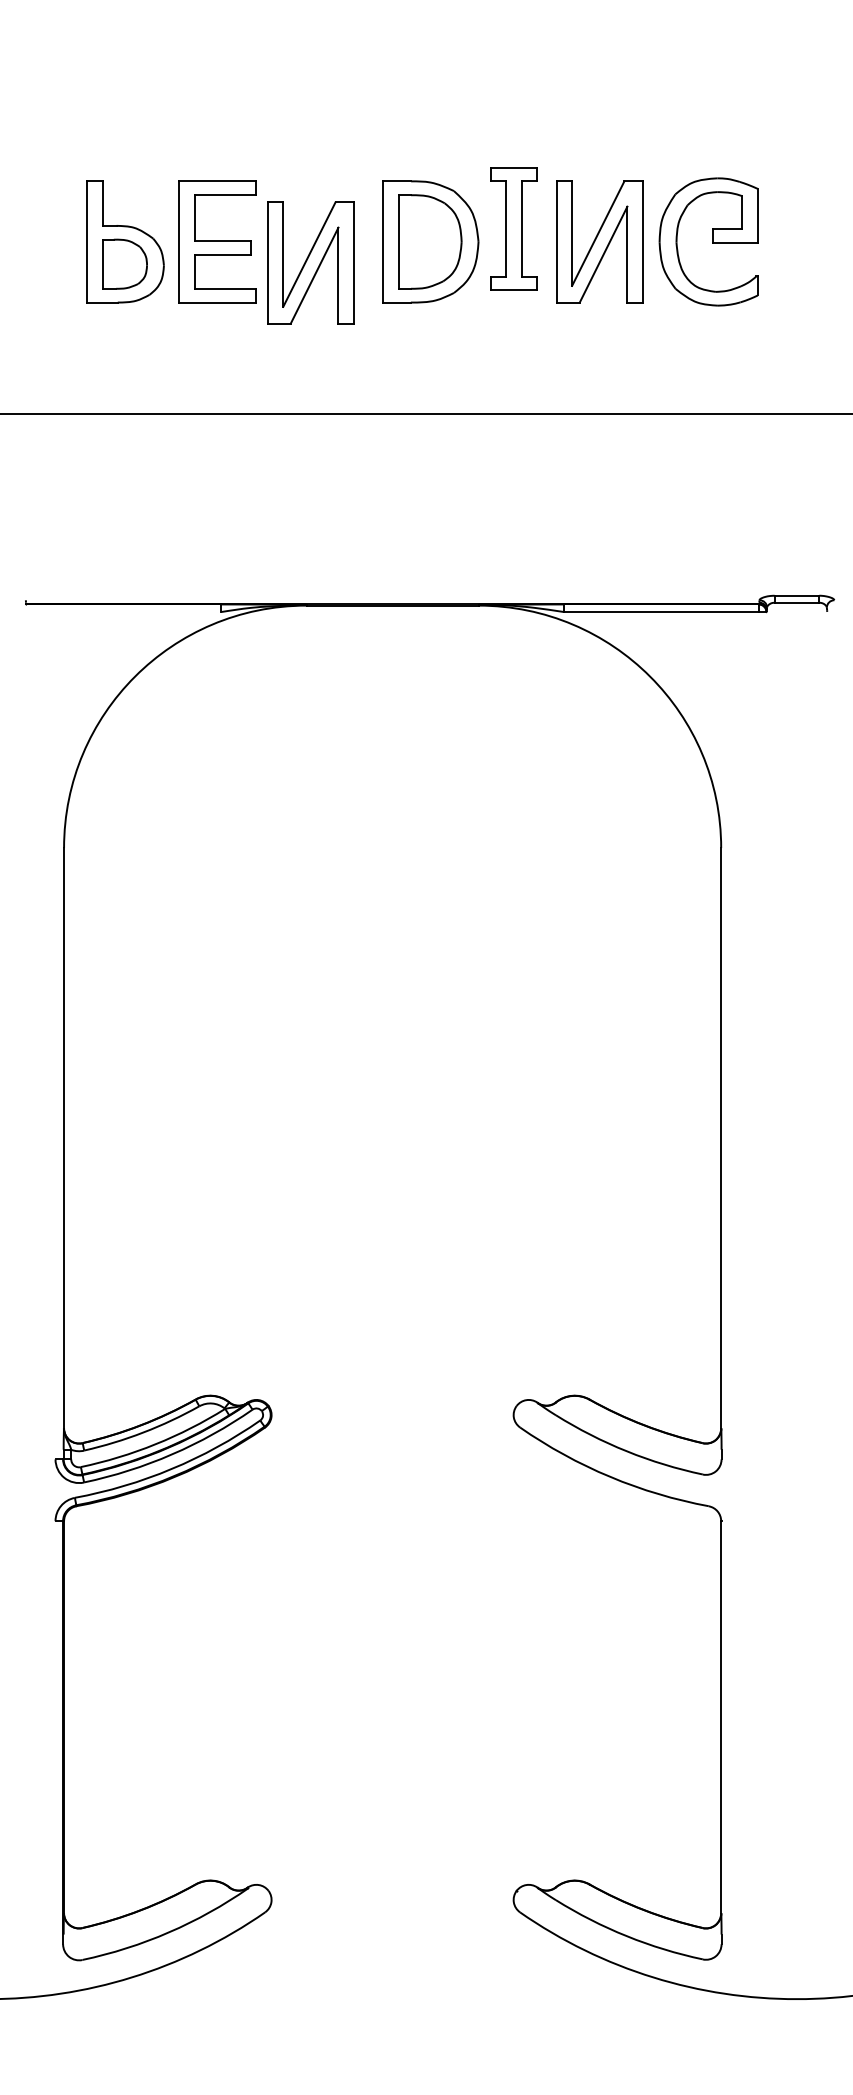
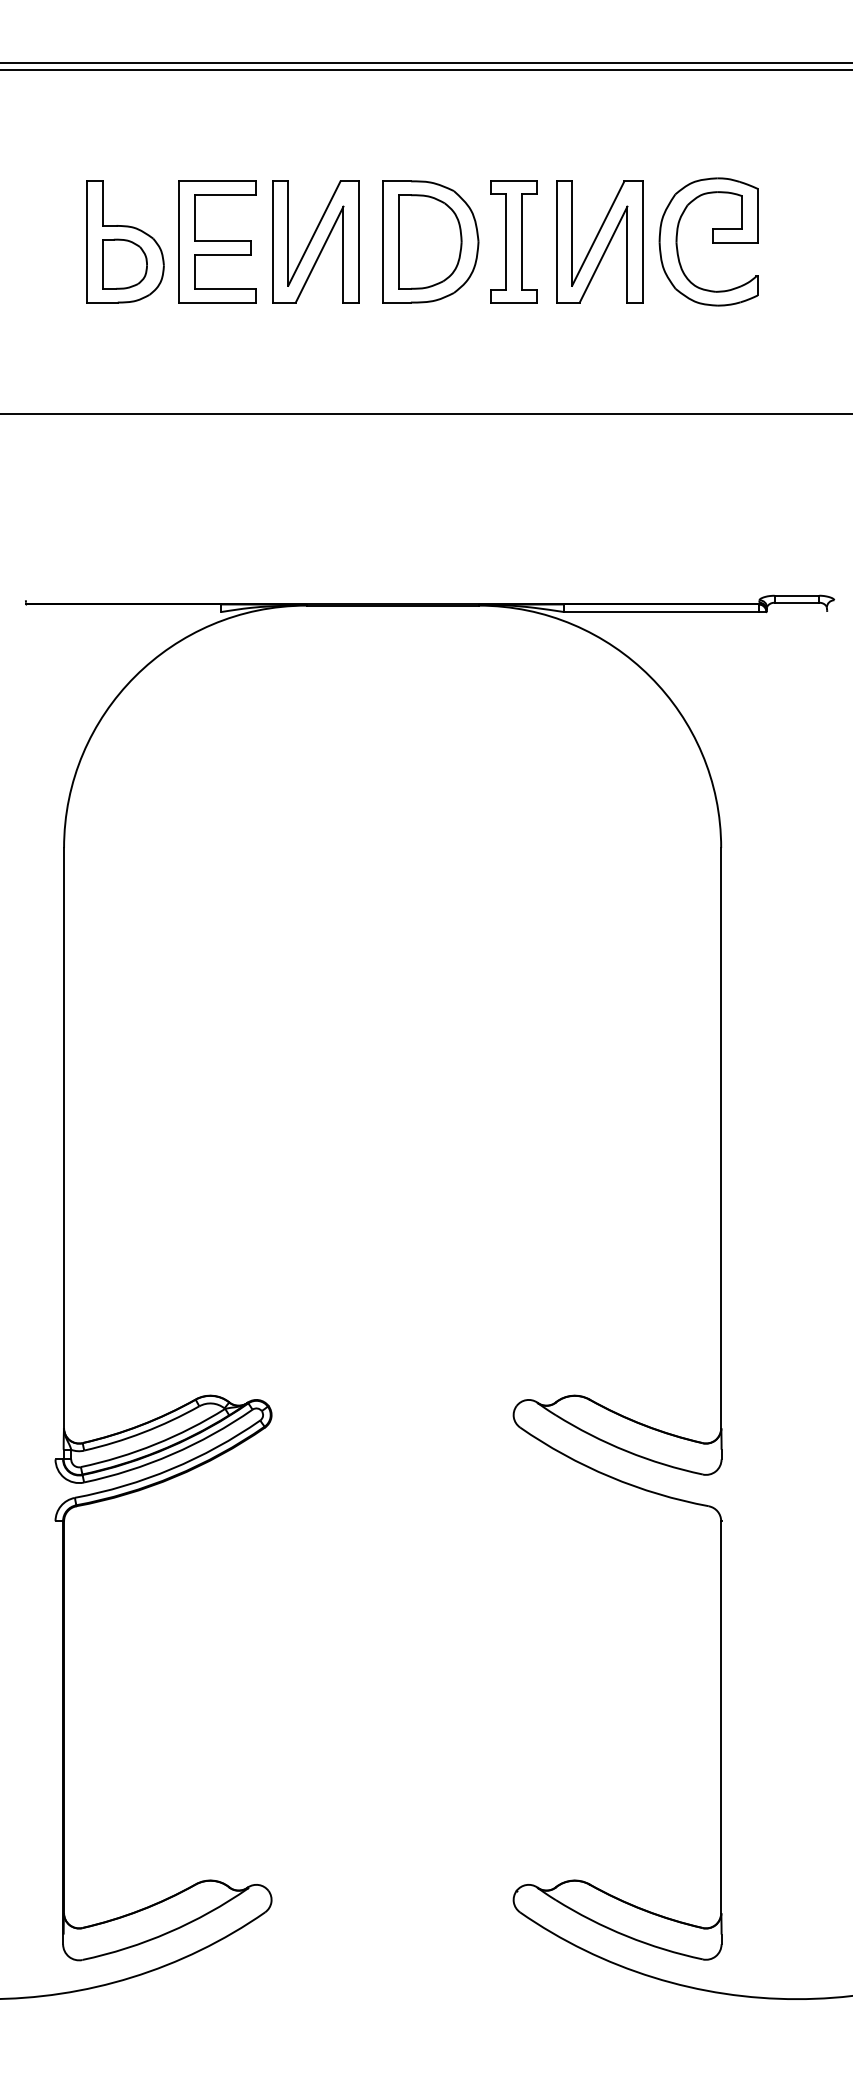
line: none -> present (425, 62)
line: none -> present (425, 70)
part position: (513, 228) -> (513, 241) (513, 241)
part position: (310, 262) -> (315, 241) (315, 241)
